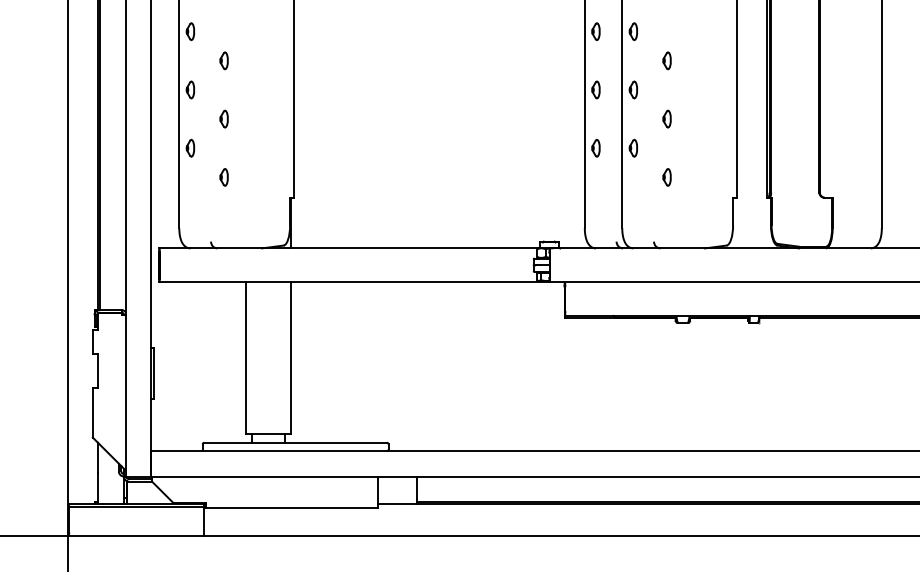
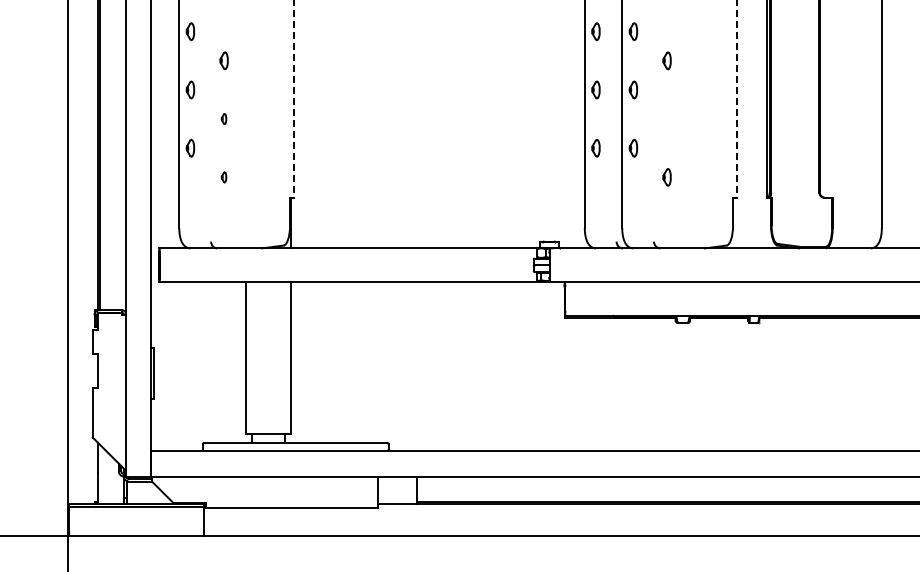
line: solid -> dashed (293, 99)
line: solid -> dashed (736, 99)
part size: 10x20 px -> 8x13 px (223, 119)
part: present -> none (666, 118)
part size: 10x19 px -> 8x13 px (223, 177)
